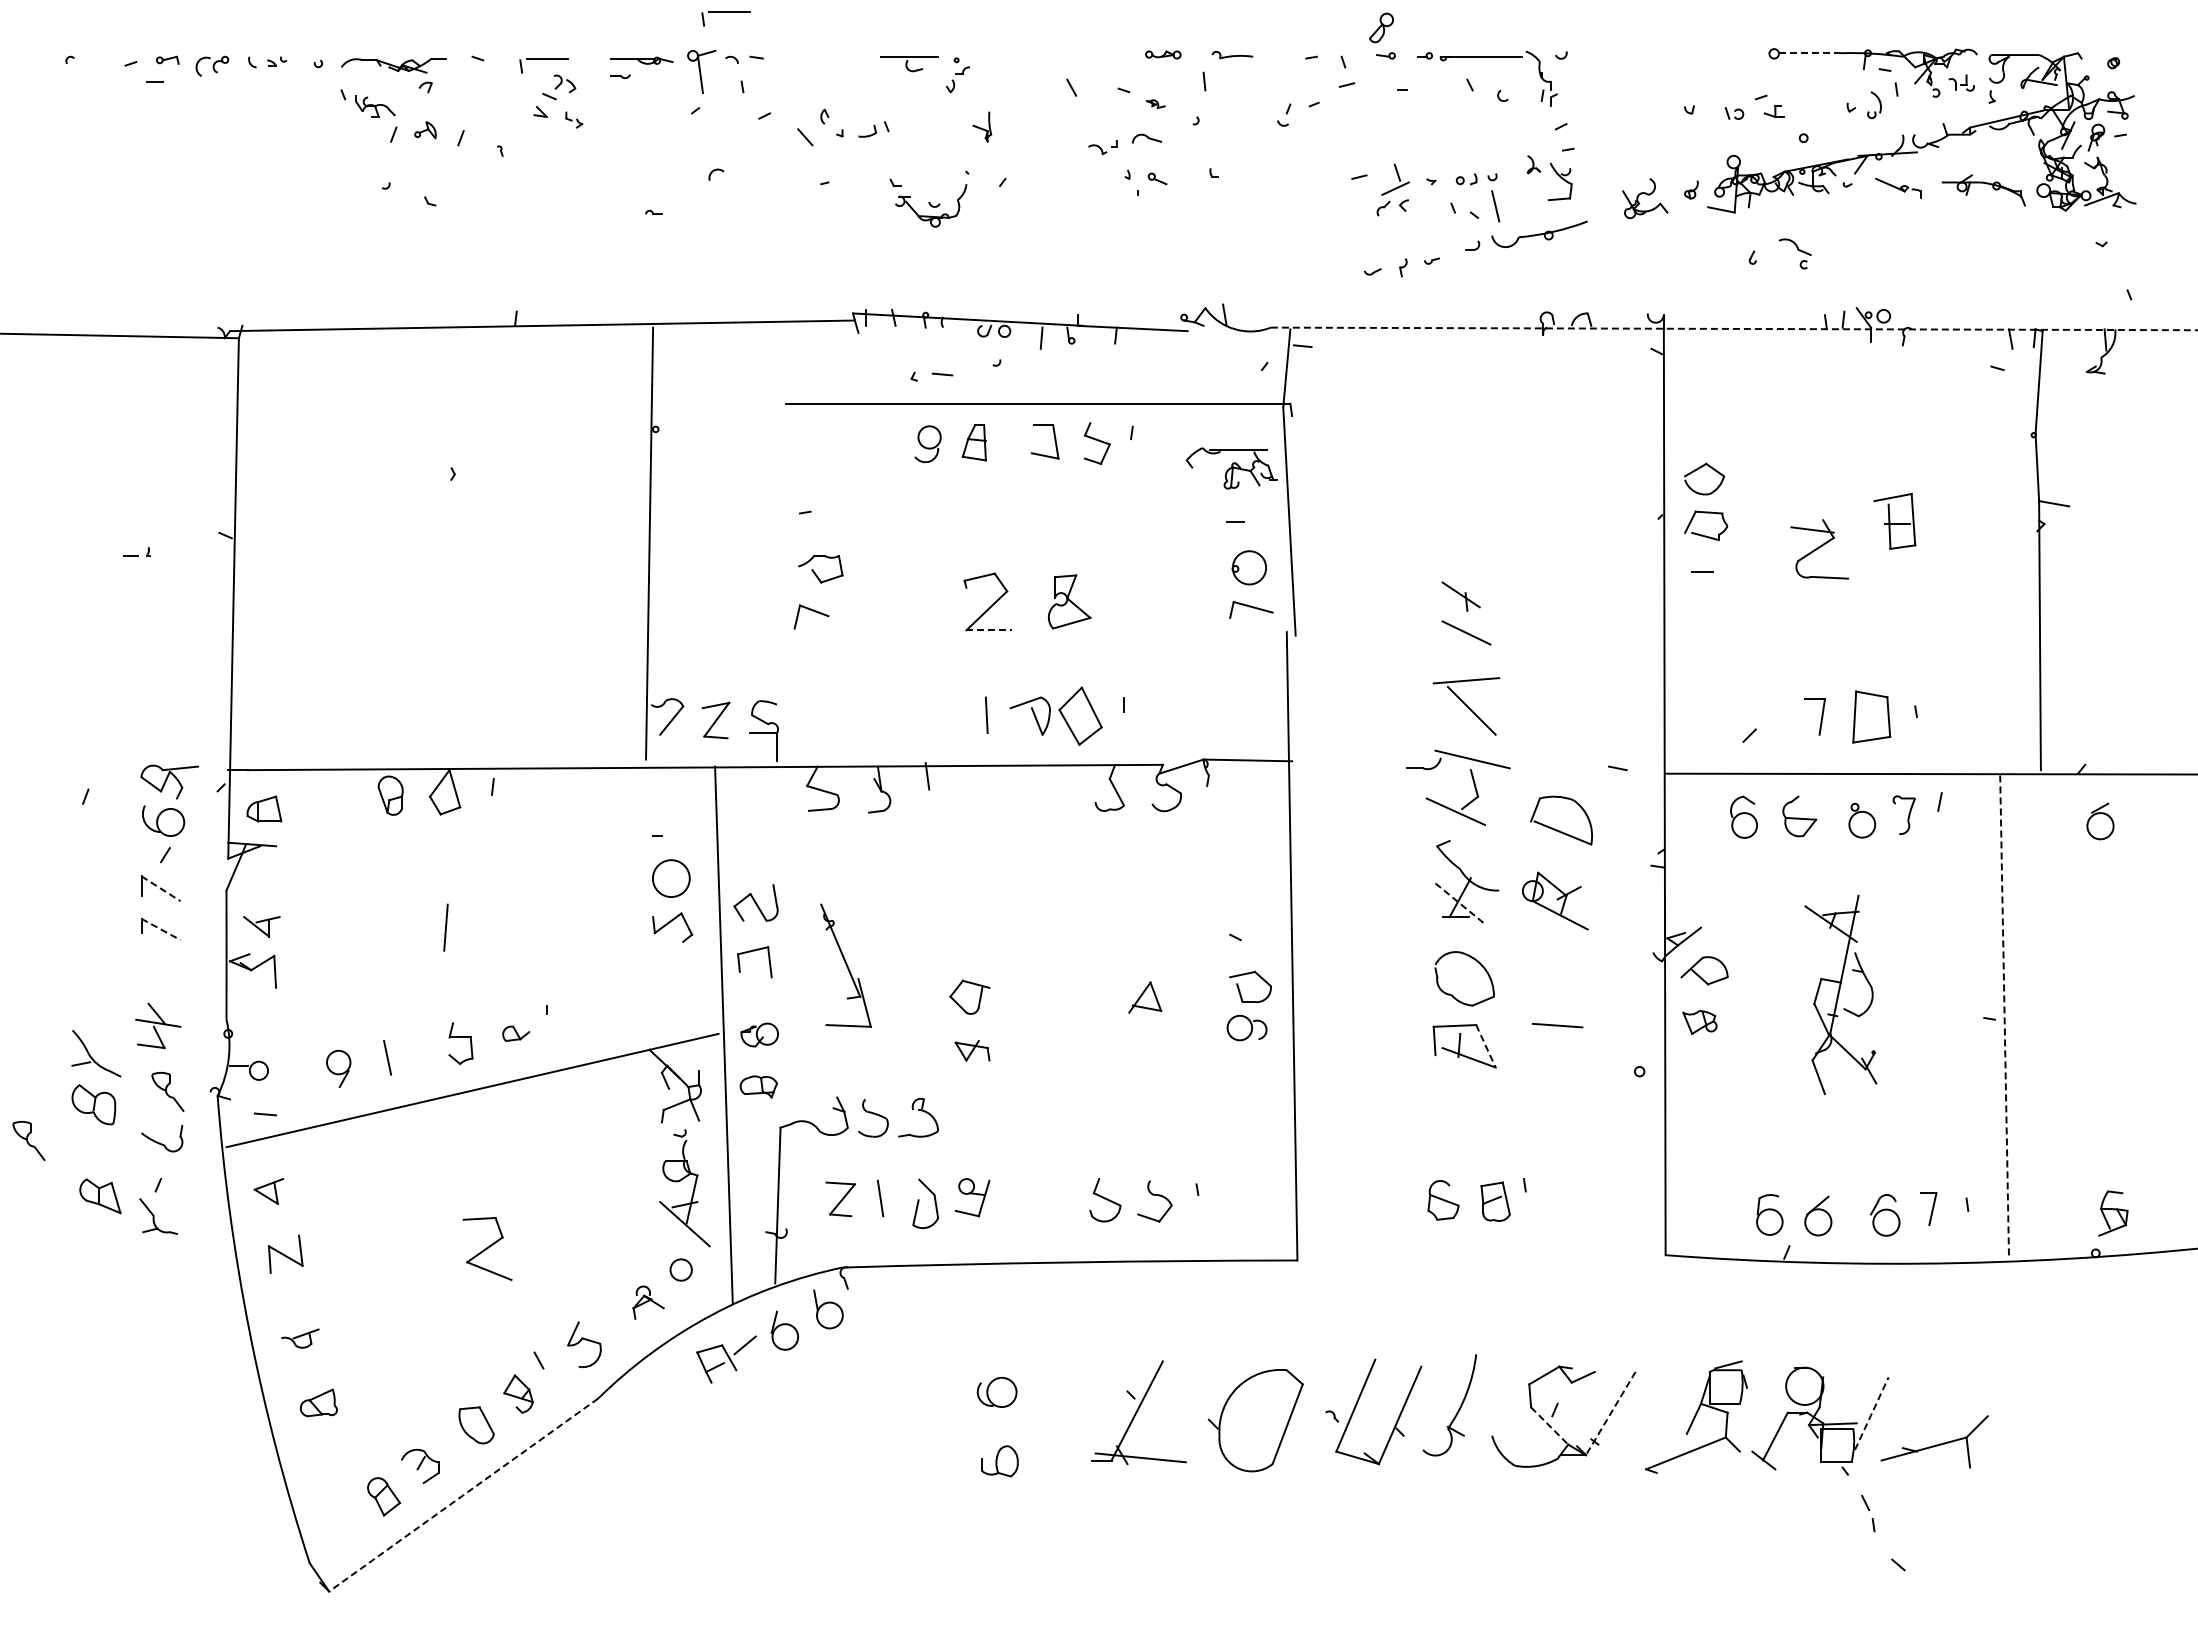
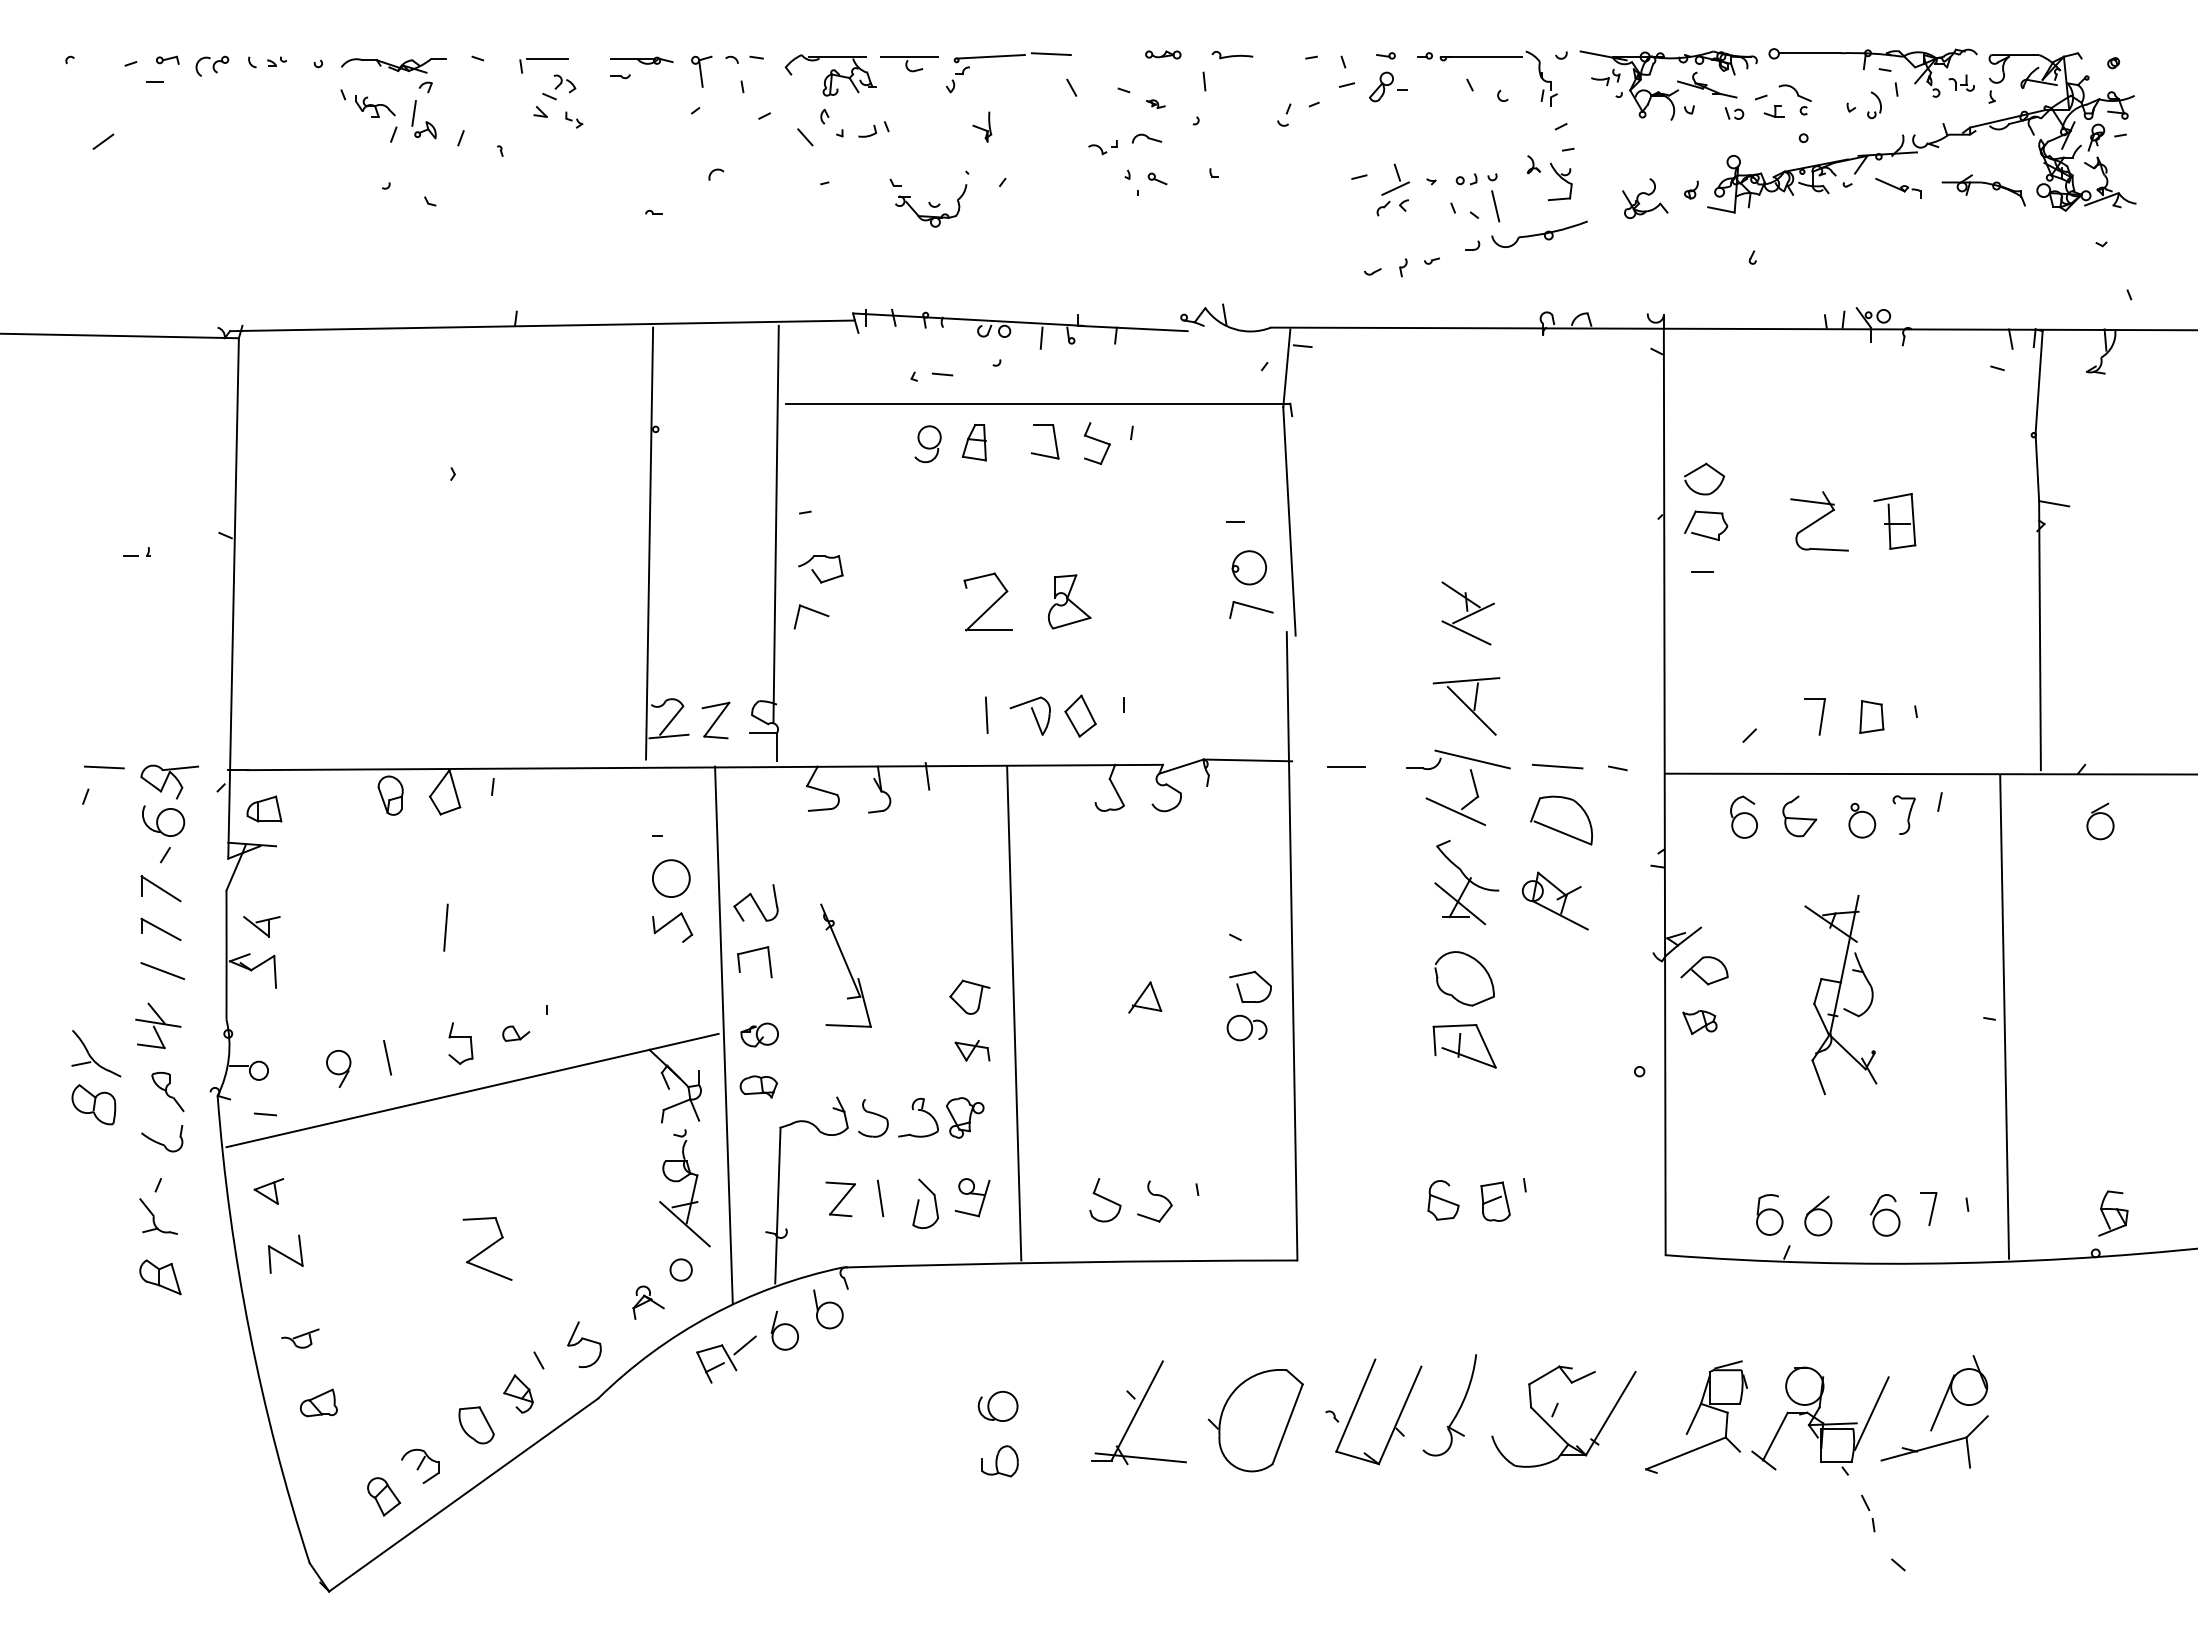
part: present -> none (725, 18)
part position: (1381, 27) -> (1381, 86) (1381, 86)
line: dashed -> solid (1809, 53)
line: none -> present (1050, 54)
line: none -> present (990, 56)
part size: 30x45 px -> 22x33 px (701, 71)
part: none -> present (1672, 92)
line: none -> present (413, 113)
line: none -> present (103, 141)
part position: (1794, 253) -> (1794, 99) (1794, 99)
line: dashed -> solid (1734, 328)
part position: (1231, 468) -> (830, 75) (830, 75)
line: none -> present (775, 523)
part position: (1819, 549) -> (1819, 521) (1819, 521)
line: none -> present (1473, 613)
line: dashed -> solid (989, 630)
line: none -> present (1475, 696)
part size: 45x60 px -> 33x44 px (1080, 715)
part size: 40x54 px -> 26x34 px (1871, 716)
line: none -> present (668, 736)
line: none -> present (1345, 766)
line: none -> present (103, 767)
line: dashed -> solid (161, 889)
line: dashed -> solid (1460, 904)
line: dashed -> solid (161, 929)
line: none -> present (162, 971)
line: none -> present (1014, 1013)
line: dashed -> solid (2004, 1017)
line position: (1557, 1025) -> (1557, 766) (1557, 766)
line: dashed -> solid (1486, 1046)
part: none -> present (964, 1117)
part: present -> none (28, 1141)
part position: (100, 1196) -> (160, 1277) (160, 1277)
part position: (996, 1391) -> (997, 1405) (997, 1405)
part: none -> present (1959, 1393)
line: dashed -> solid (1871, 1413)
line: dashed -> solid (1610, 1414)
line: dashed -> solid (1550, 1426)
line: dashed -> solid (463, 1495)
